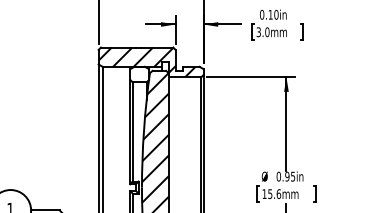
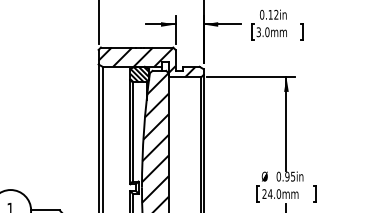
text: 0.10in -> 0.12in (276, 14)
hatch: none -> present (139, 74)
text: 15.6mm -> 24.0mm (271, 194)
